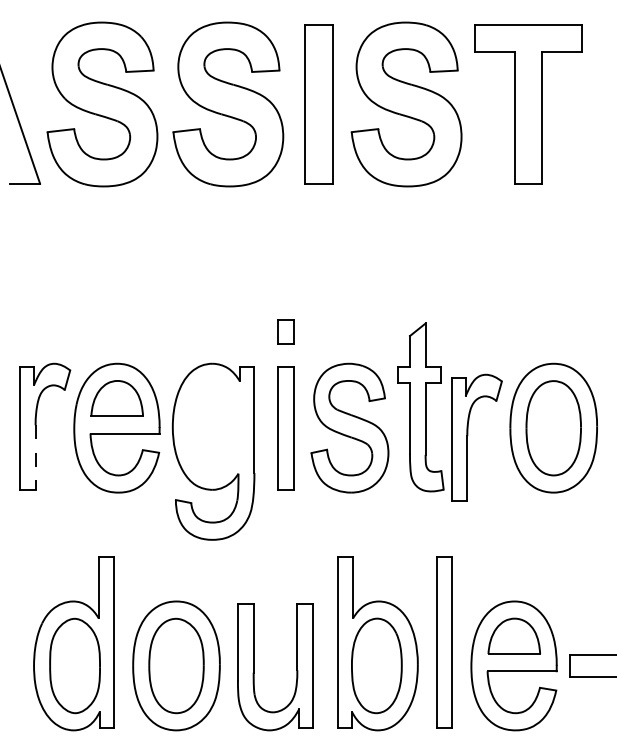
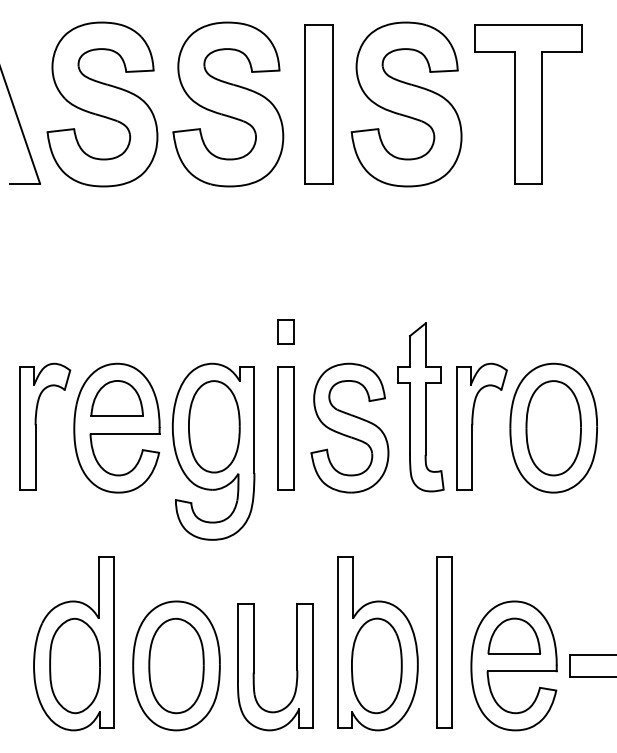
part: none -> present (214, 426)
part position: (468, 435) -> (473, 424) (473, 424)
line: dashed -> solid (35, 458)
